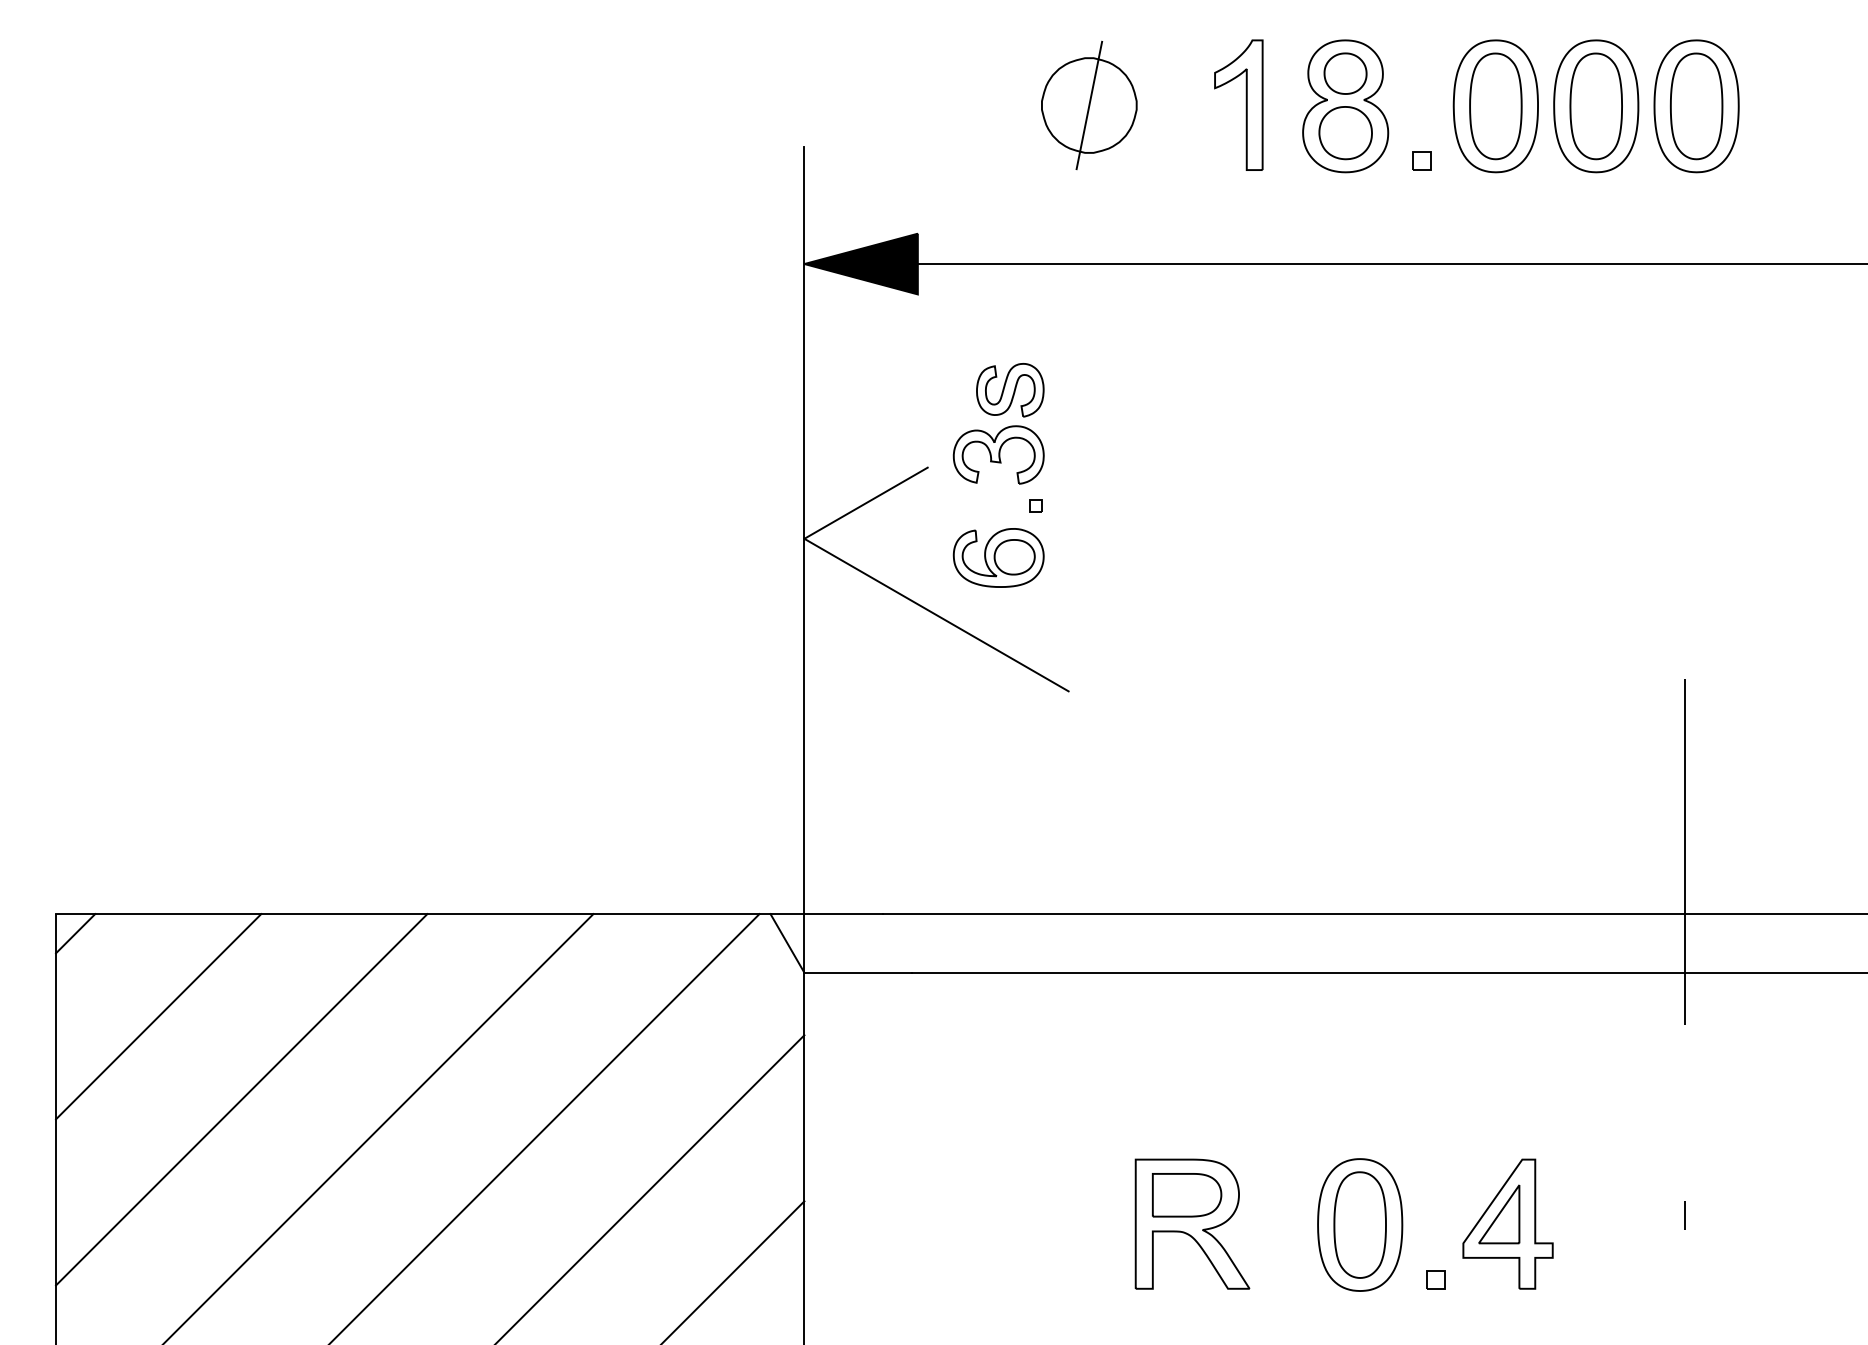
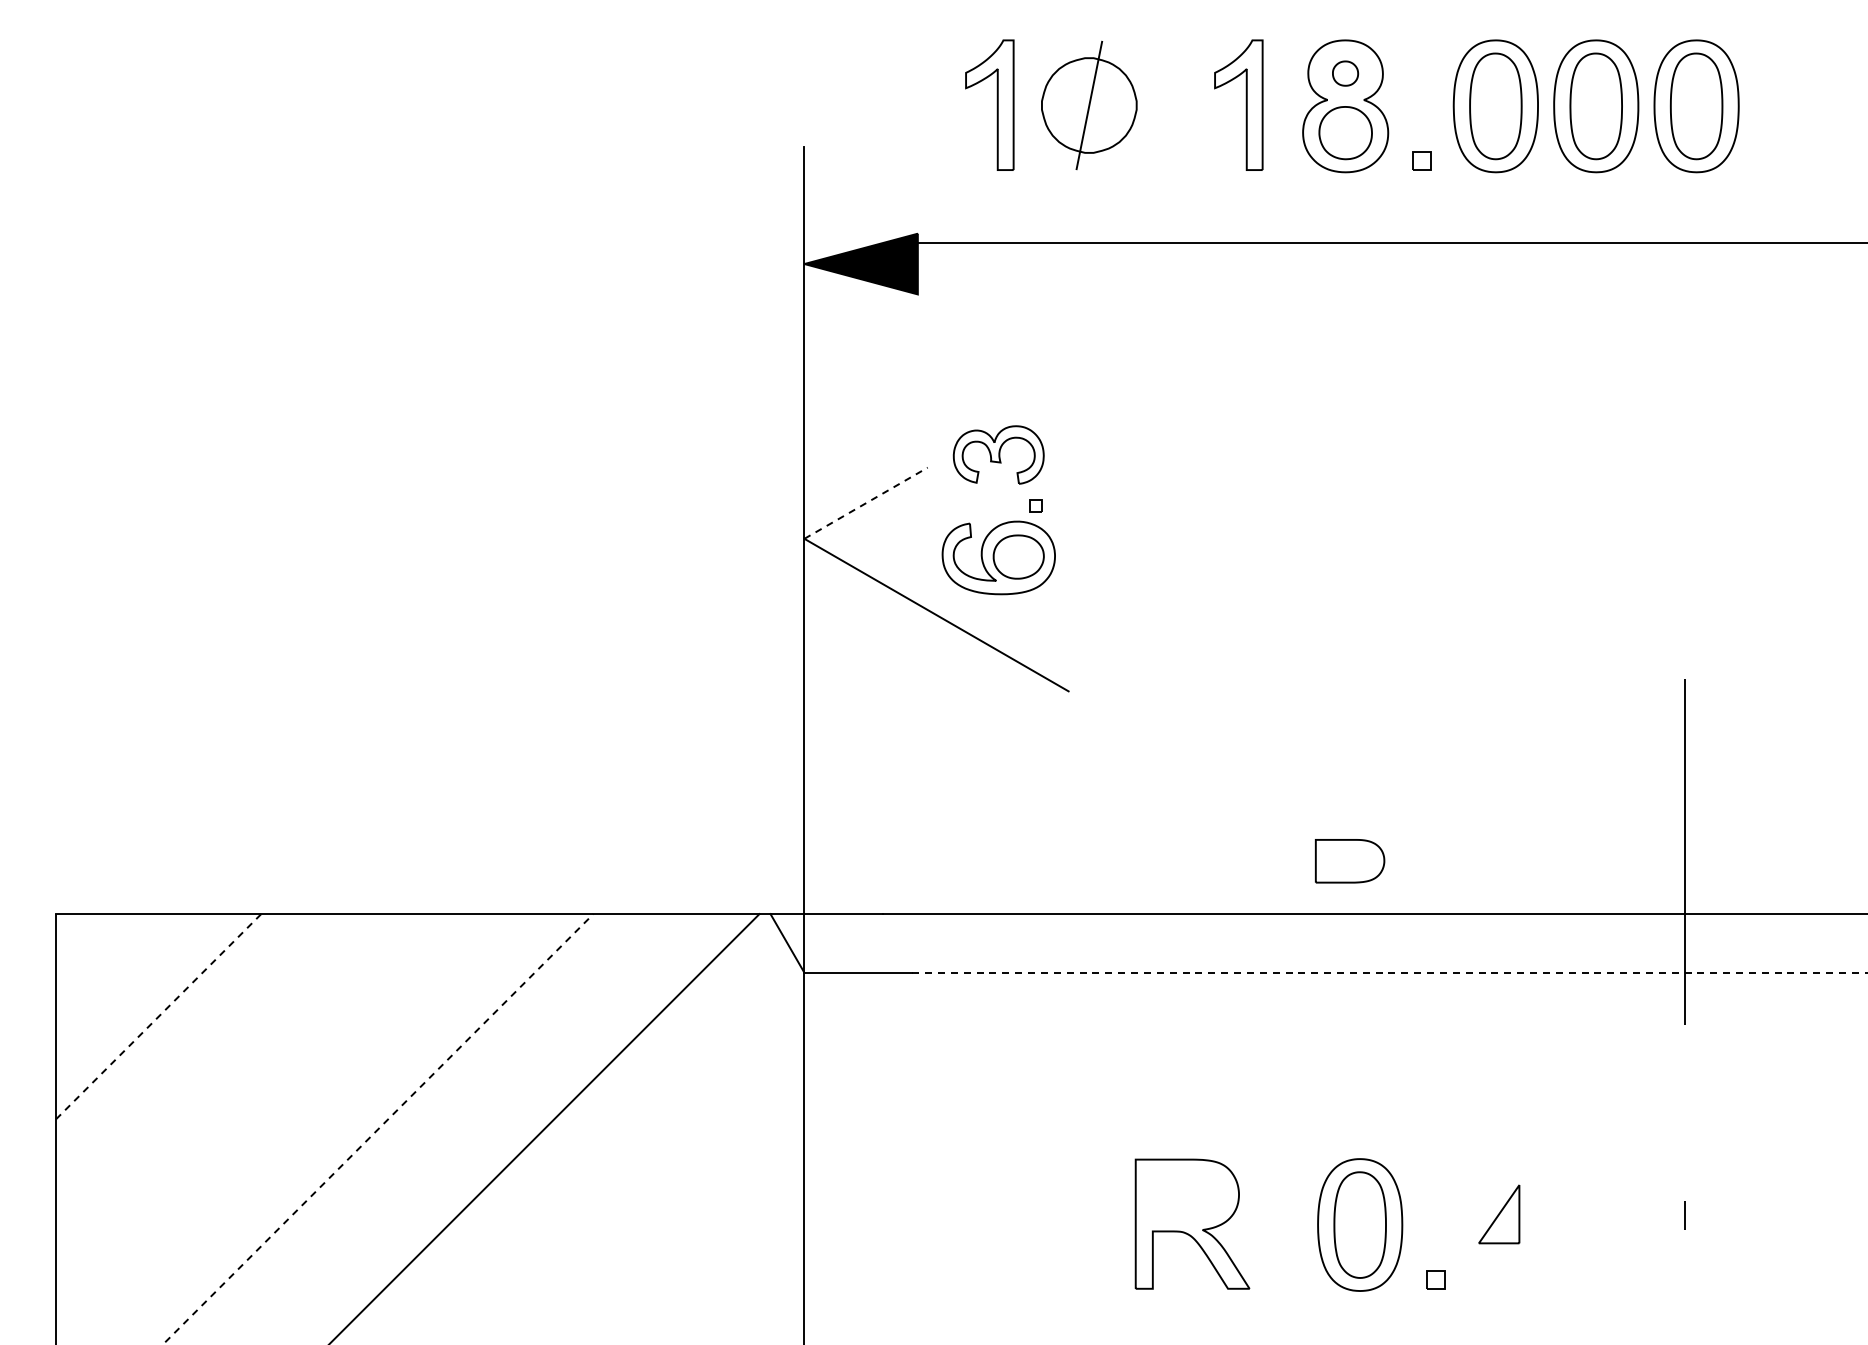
part size: 45x43 px -> 28x27 px (1345, 73)
part: none -> present (996, 104)
line position: (1390, 264) -> (1390, 243) (1390, 243)
part: present -> none (1010, 390)
line: solid -> dashed (866, 503)
part size: 93x60 px -> 115x76 px (998, 557)
line: present -> none (75, 933)
line: solid -> dashed (1390, 972)
line: solid -> dashed (159, 1016)
line: present -> none (241, 1099)
line: solid -> dashed (378, 1129)
line: present -> none (651, 1188)
part position: (1187, 1195) -> (1350, 861) (1350, 861)
part: present -> none (1507, 1223)
line: present -> none (734, 1271)
